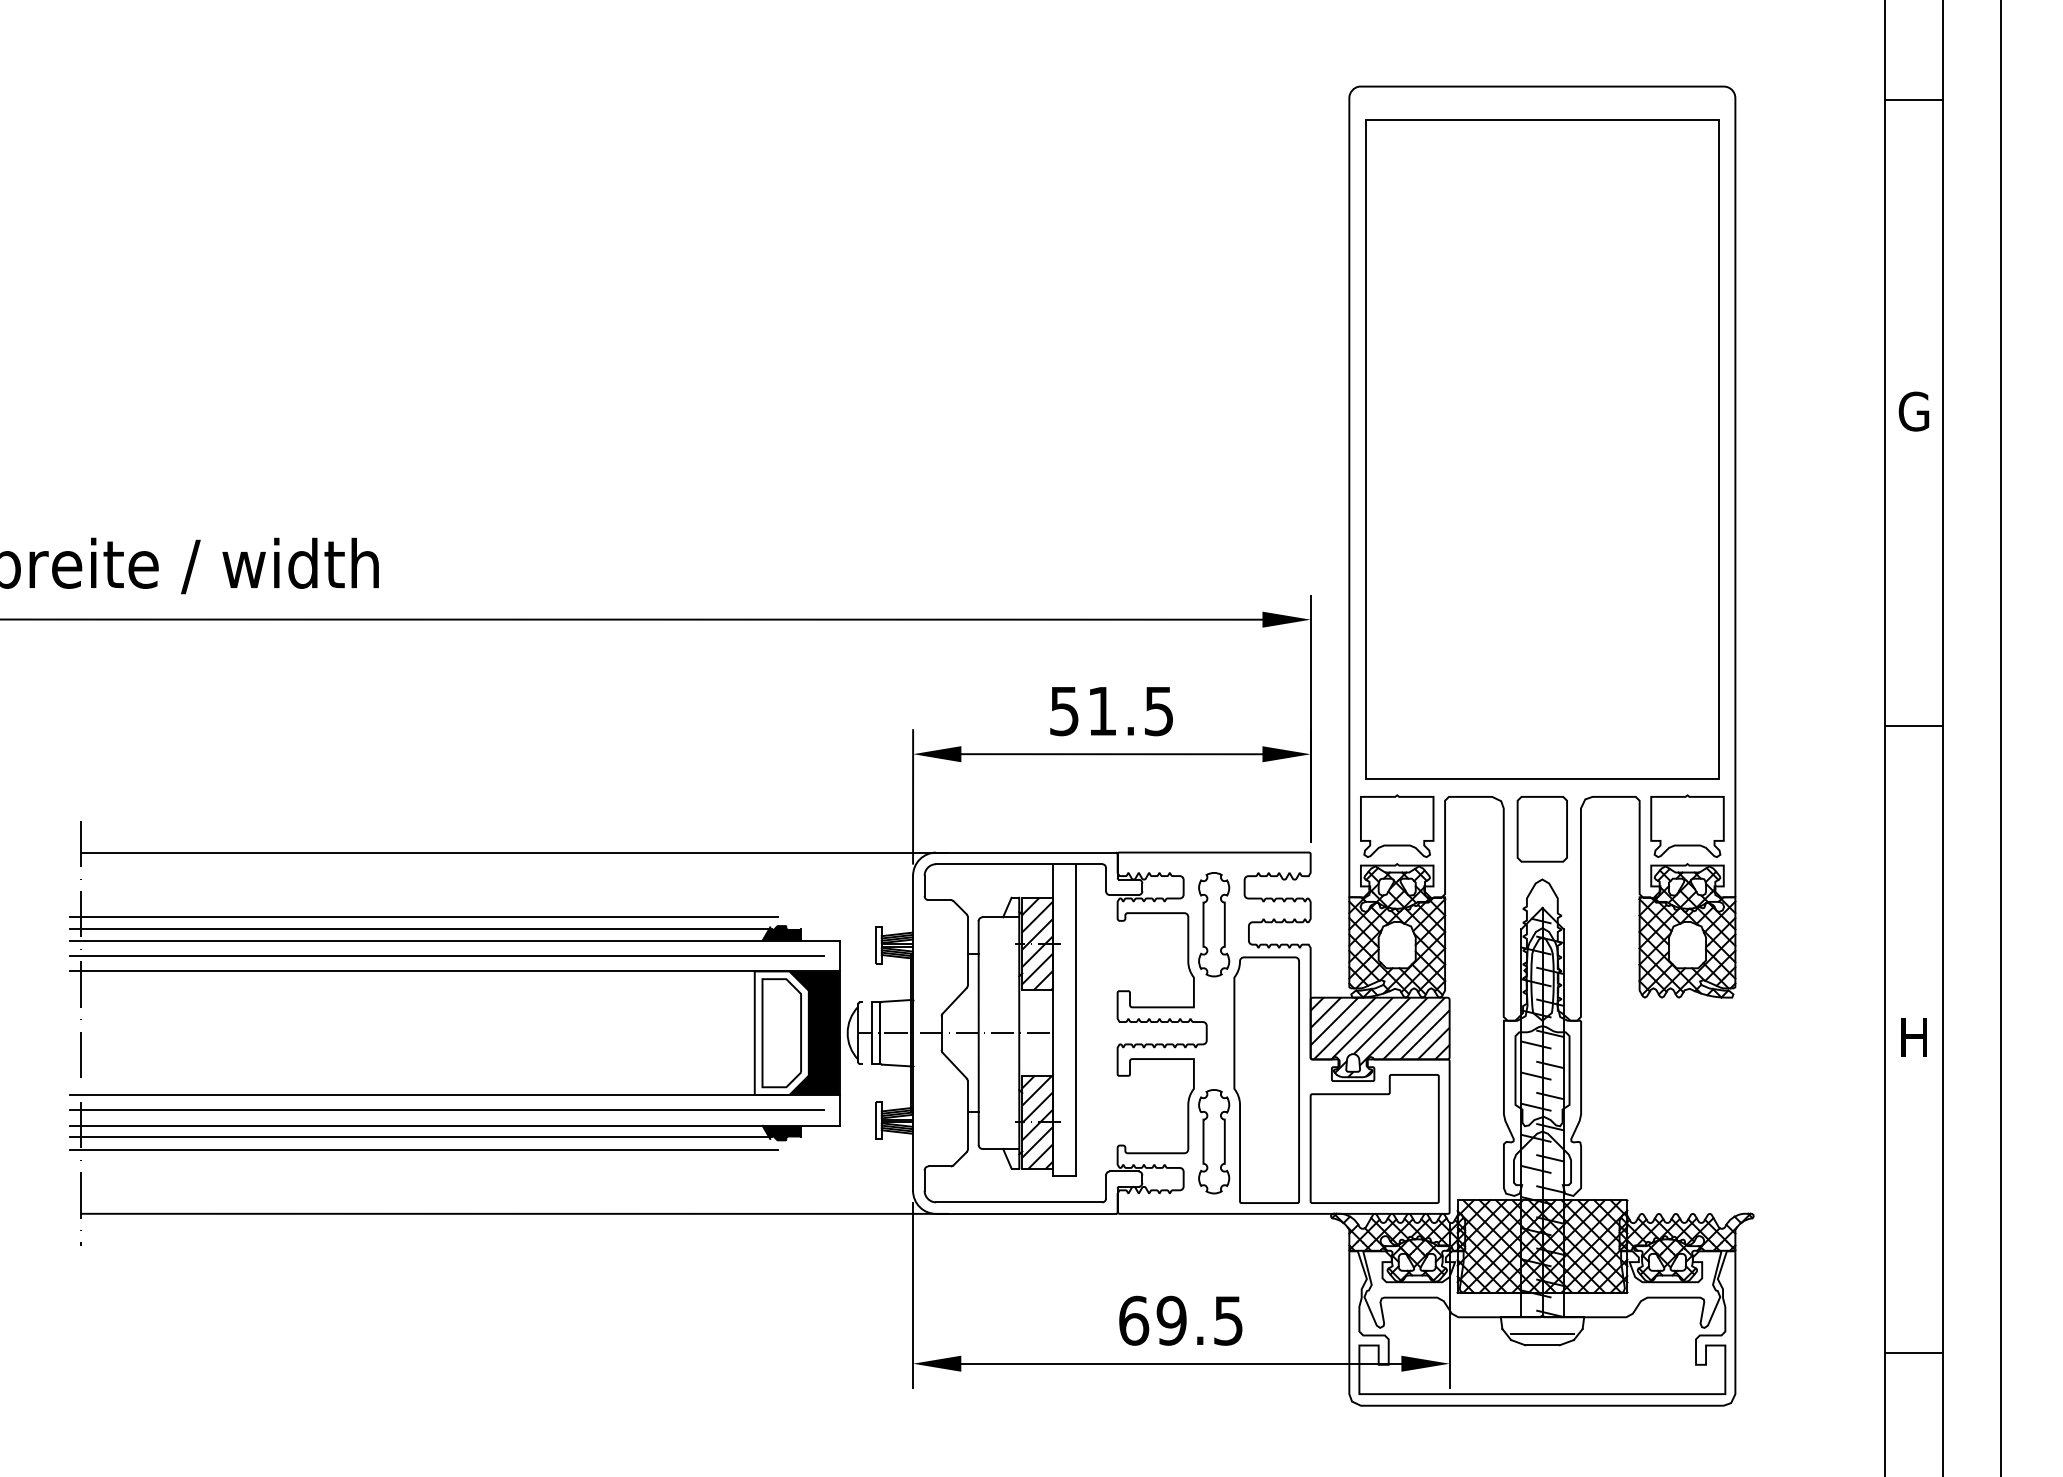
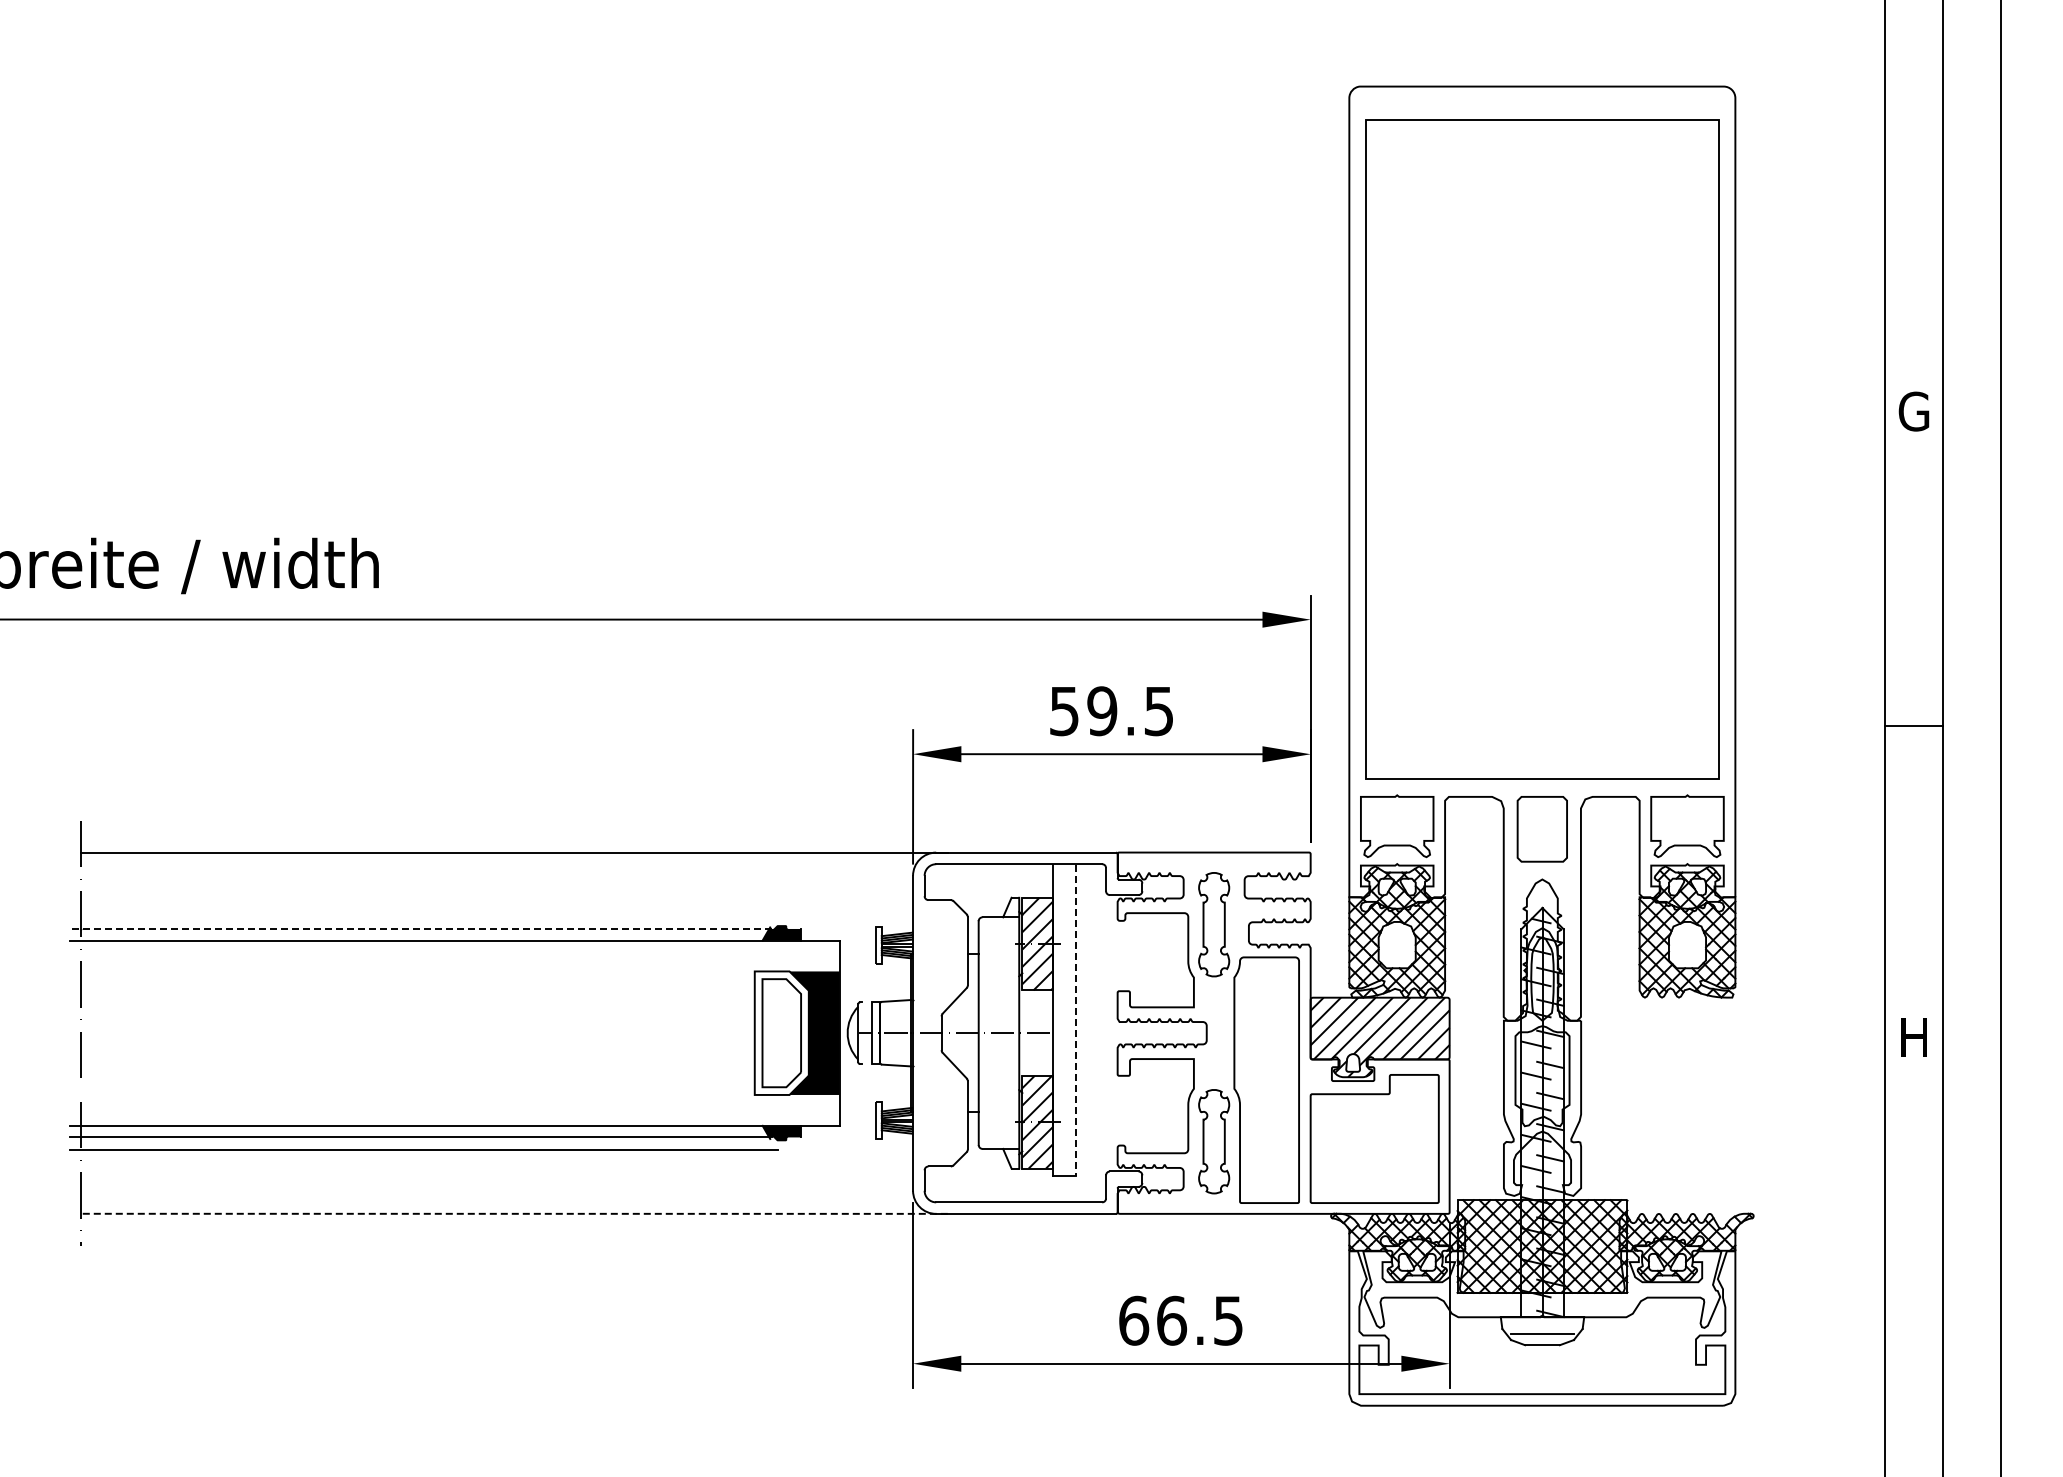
line: present -> none (1914, 100)
text: 51.5 -> 59.5 (1102, 711)
line: present -> none (423, 916)
line: solid -> dashed (420, 928)
line: present -> none (446, 956)
line: present -> none (454, 971)
line: solid -> dashed (1076, 1020)
line: present -> none (454, 1094)
line: present -> none (446, 1110)
line: solid -> dashed (513, 1213)
text: 69.5 -> 66.5 (1171, 1320)
line: present -> none (1914, 1352)
